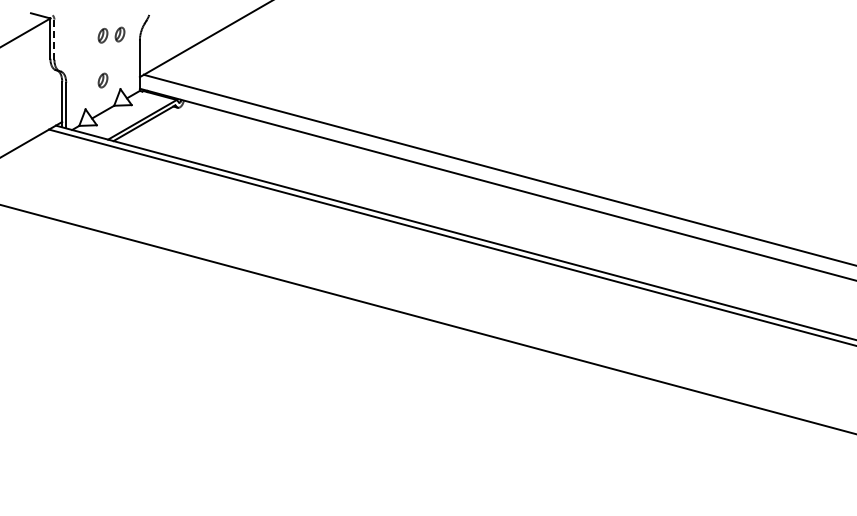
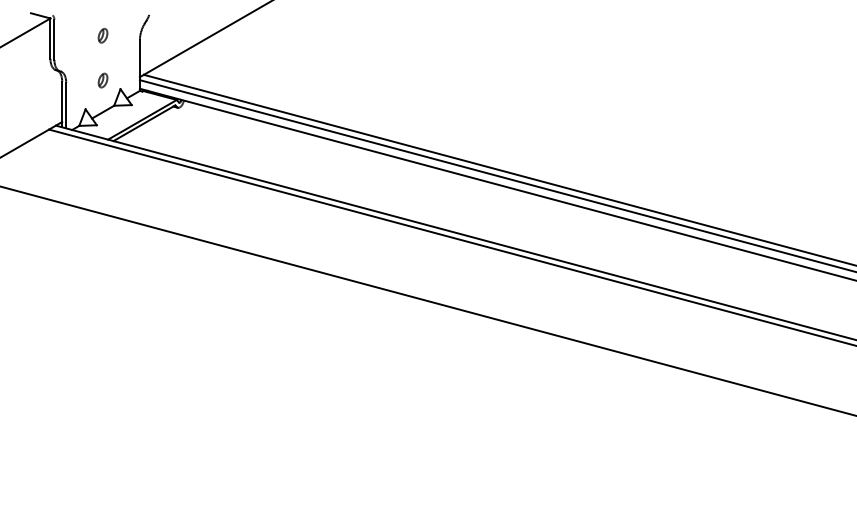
part: present -> none (119, 34)
line: dashed -> solid (54, 40)
line: none -> present (496, 175)
line position: (427, 319) -> (427, 300) (427, 300)
